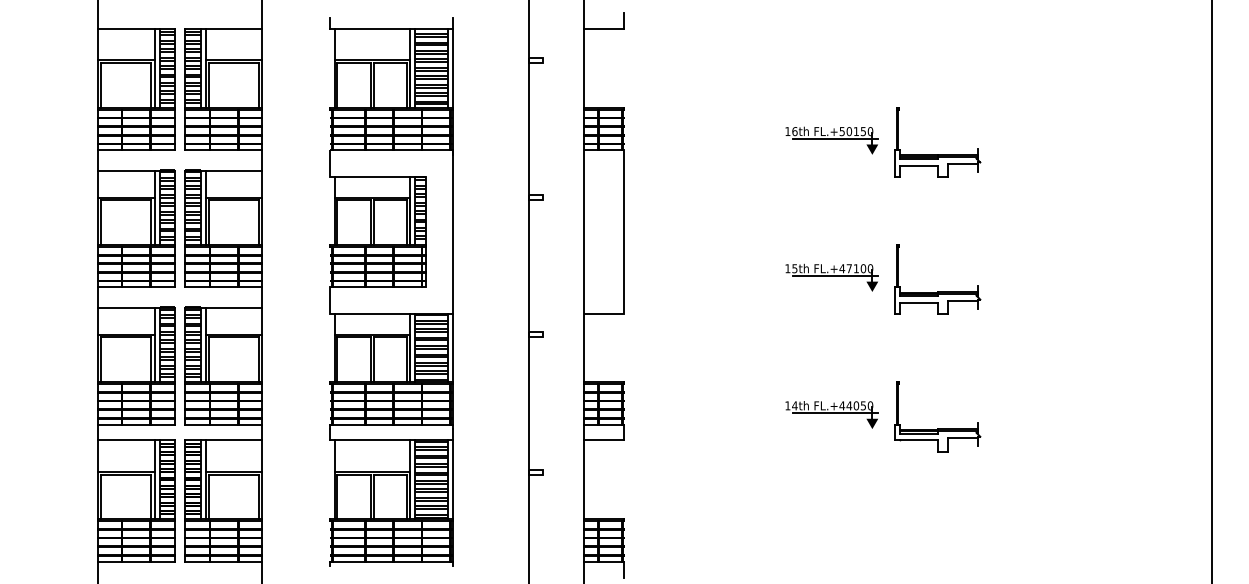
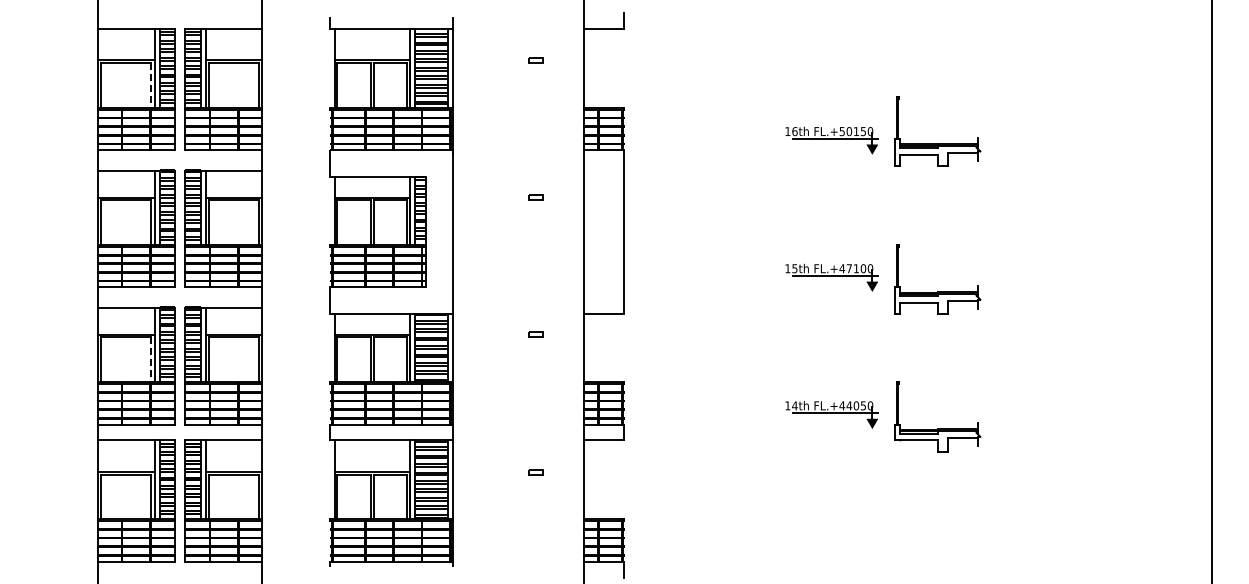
line: solid -> dashed (150, 85)
part position: (937, 154) -> (937, 143) (937, 143)
line: present -> none (529, 291)
line: solid -> dashed (150, 360)
